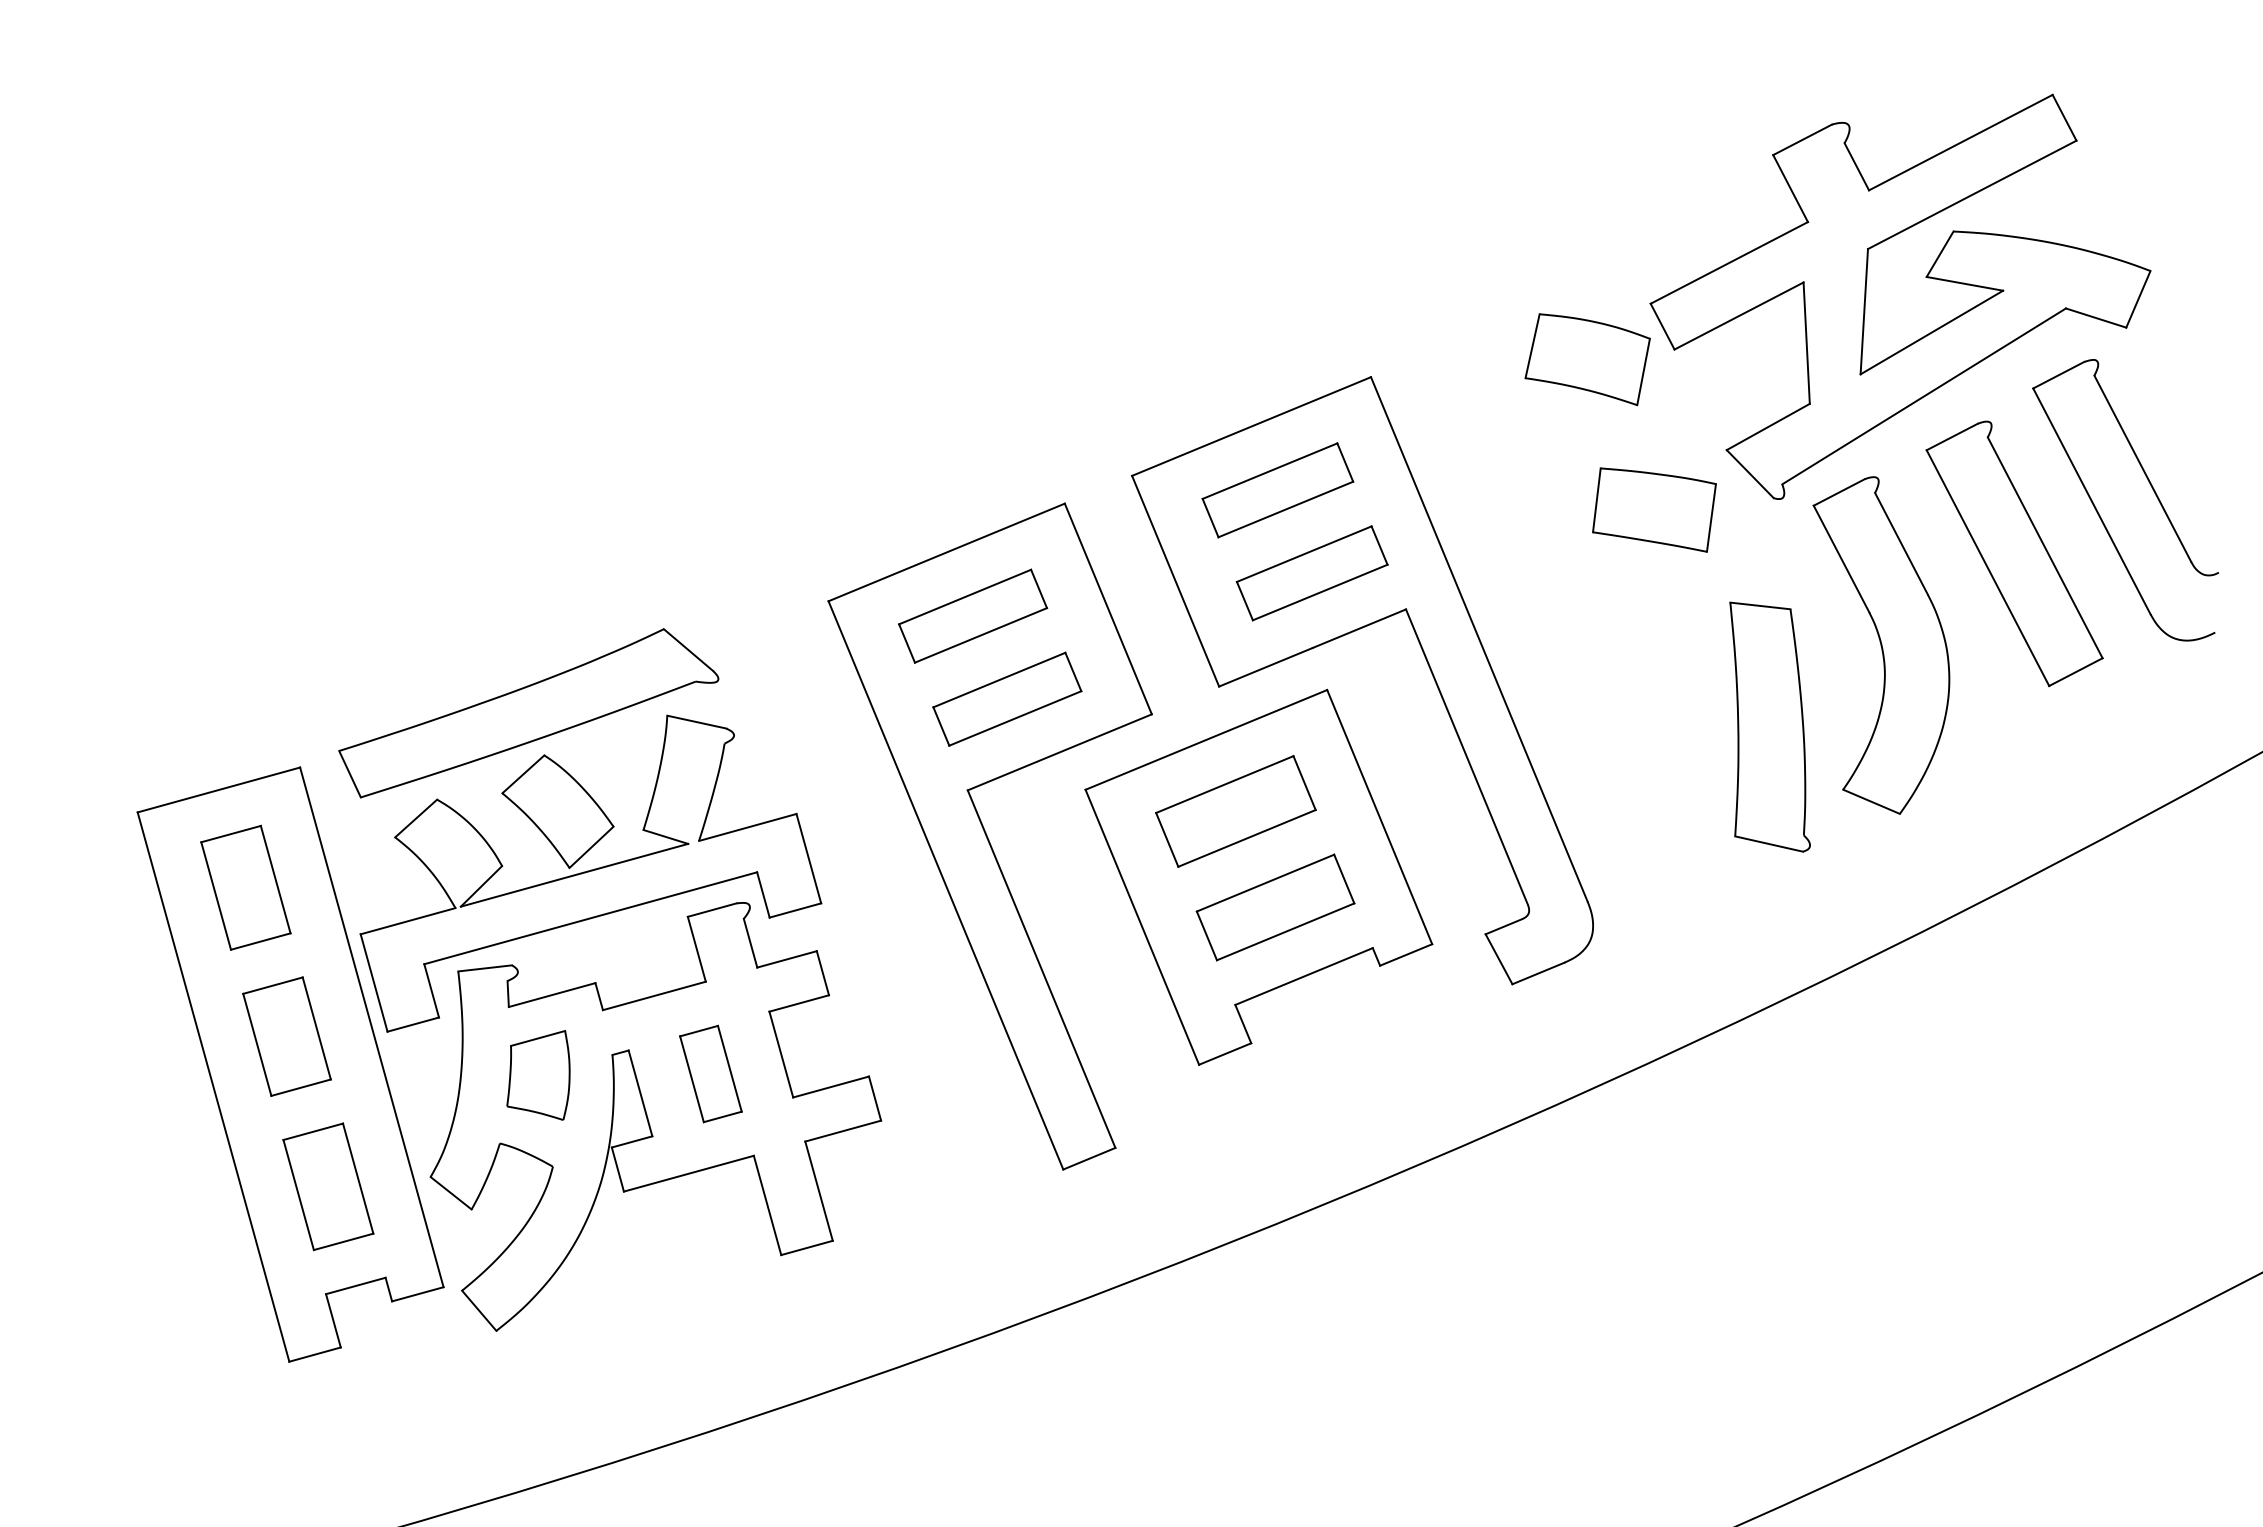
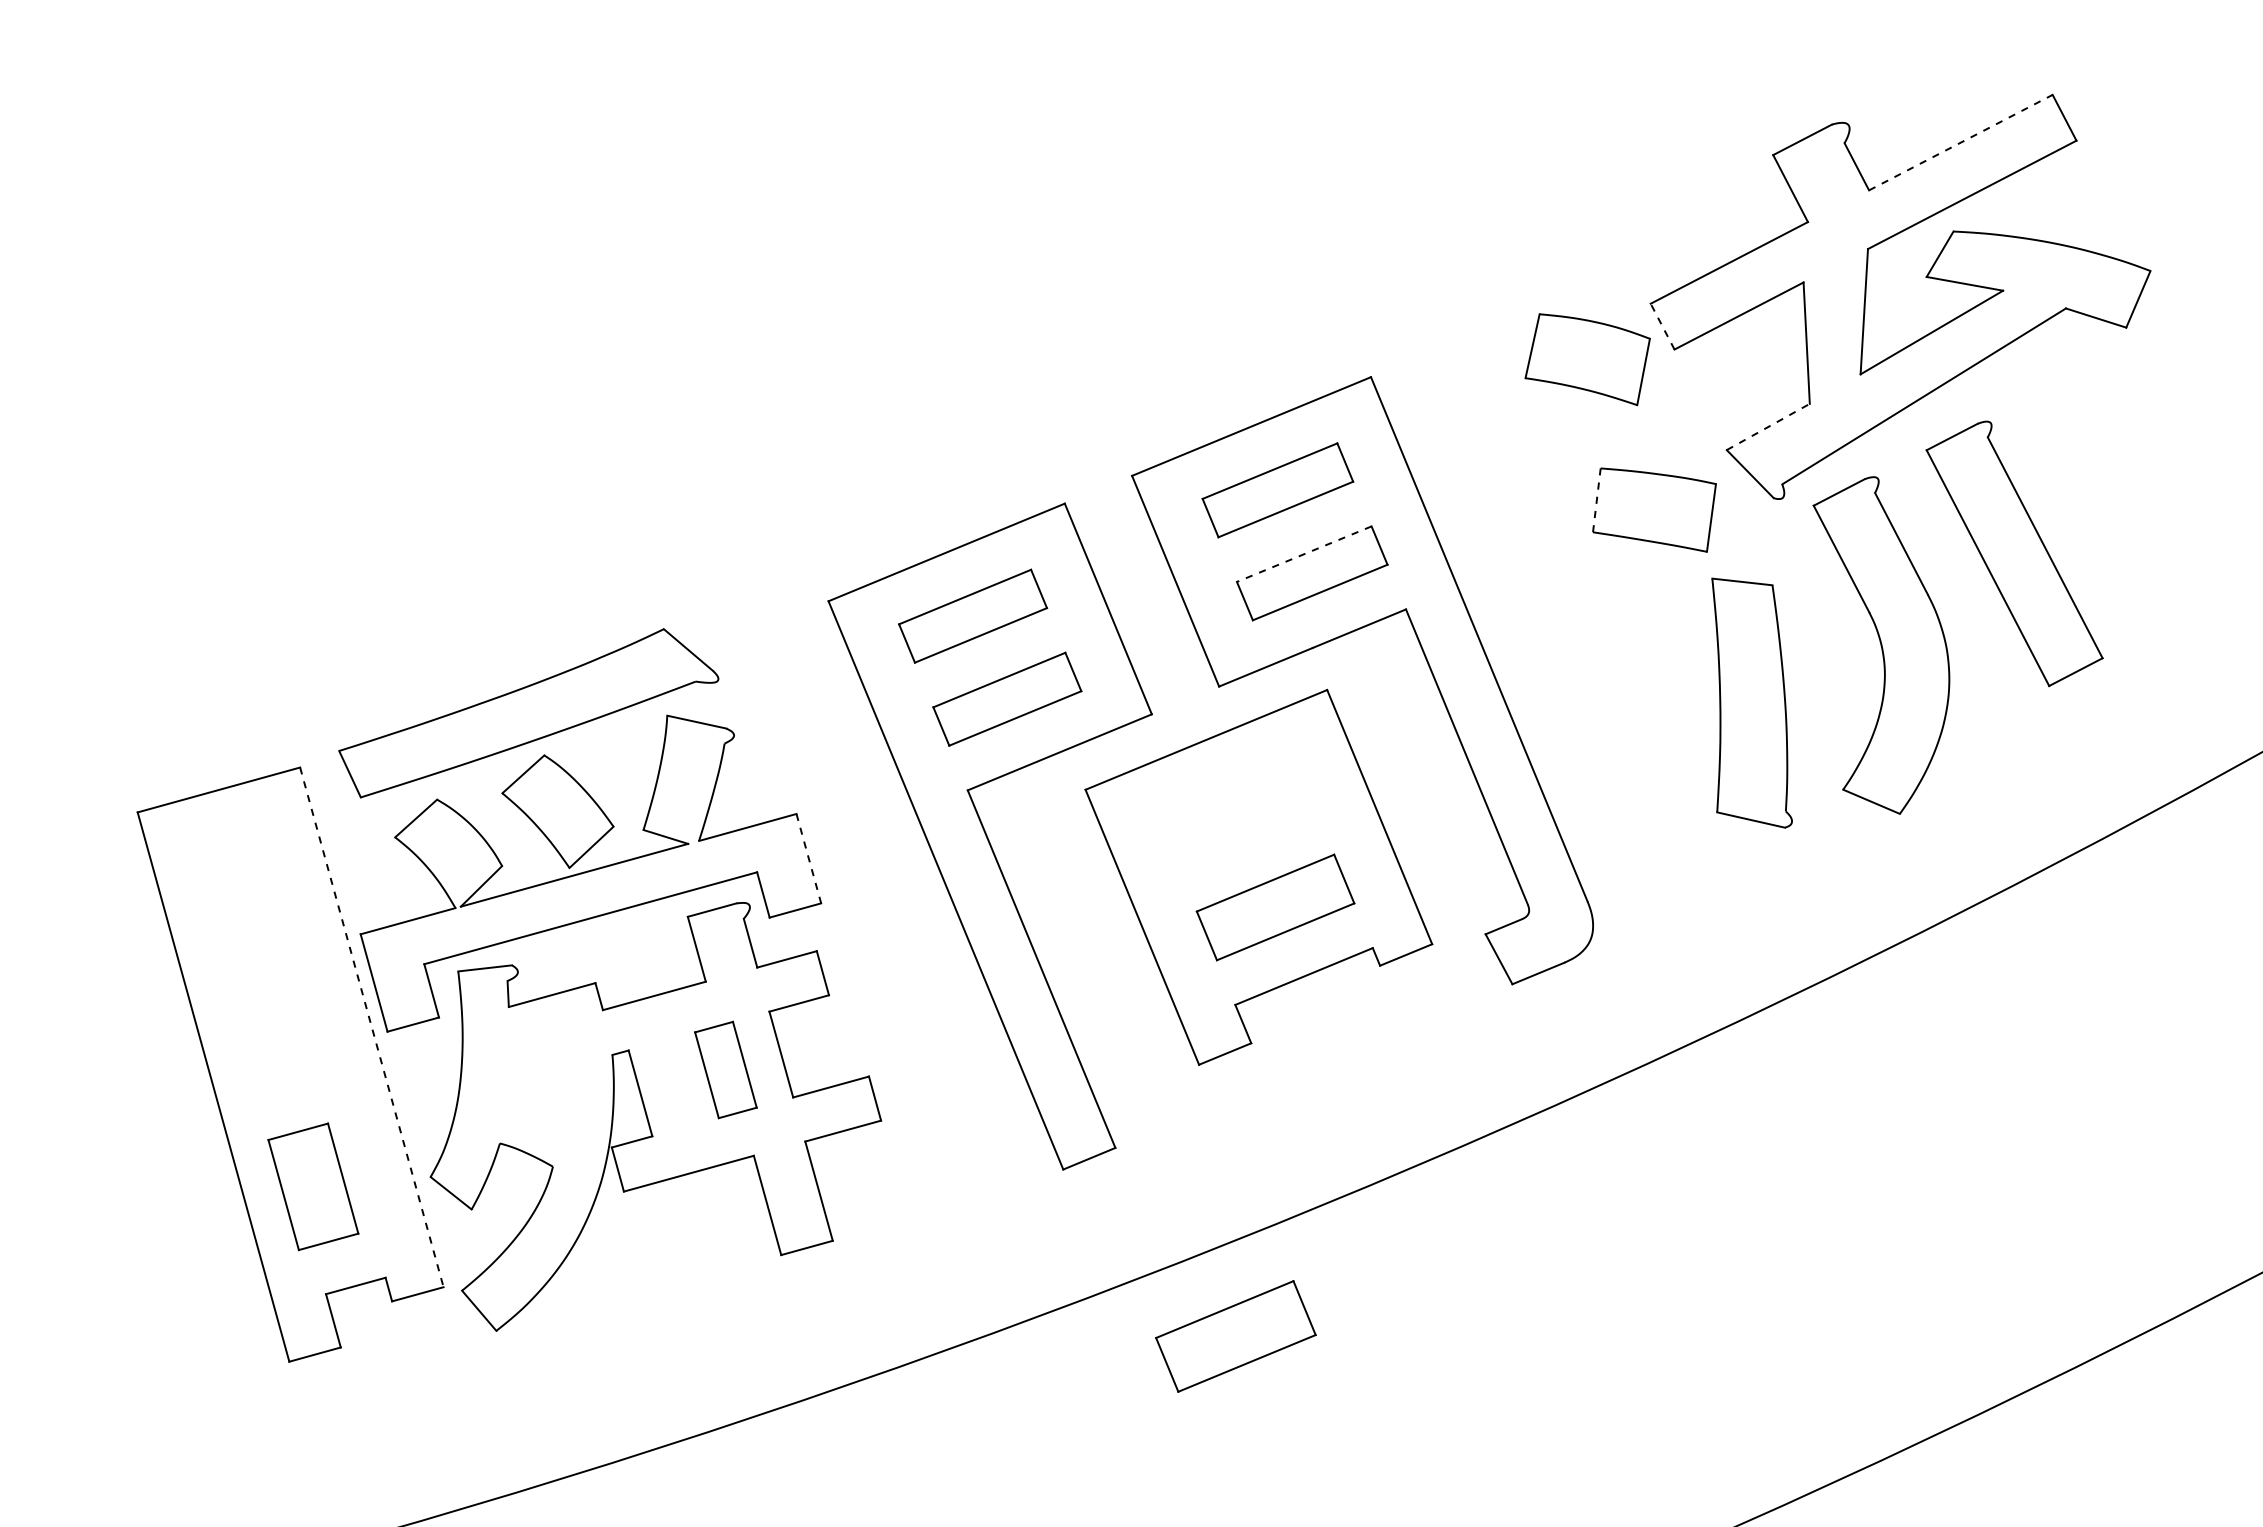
line: solid -> dashed (1961, 142)
line: solid -> dashed (1662, 326)
line: solid -> dashed (1768, 426)
part: present -> none (2151, 487)
line: solid -> dashed (1596, 499)
line: solid -> dashed (1304, 554)
part position: (1769, 726) -> (1751, 702) (1751, 702)
part position: (1235, 811) -> (1235, 1336) (1235, 1336)
line: solid -> dashed (808, 859)
part: present -> none (245, 887)
line: solid -> dashed (371, 1027)
part: present -> none (286, 1036)
part position: (710, 1073) -> (725, 1069) (725, 1069)
part: present -> none (538, 1075)
part position: (328, 1186) -> (313, 1186) (313, 1186)
